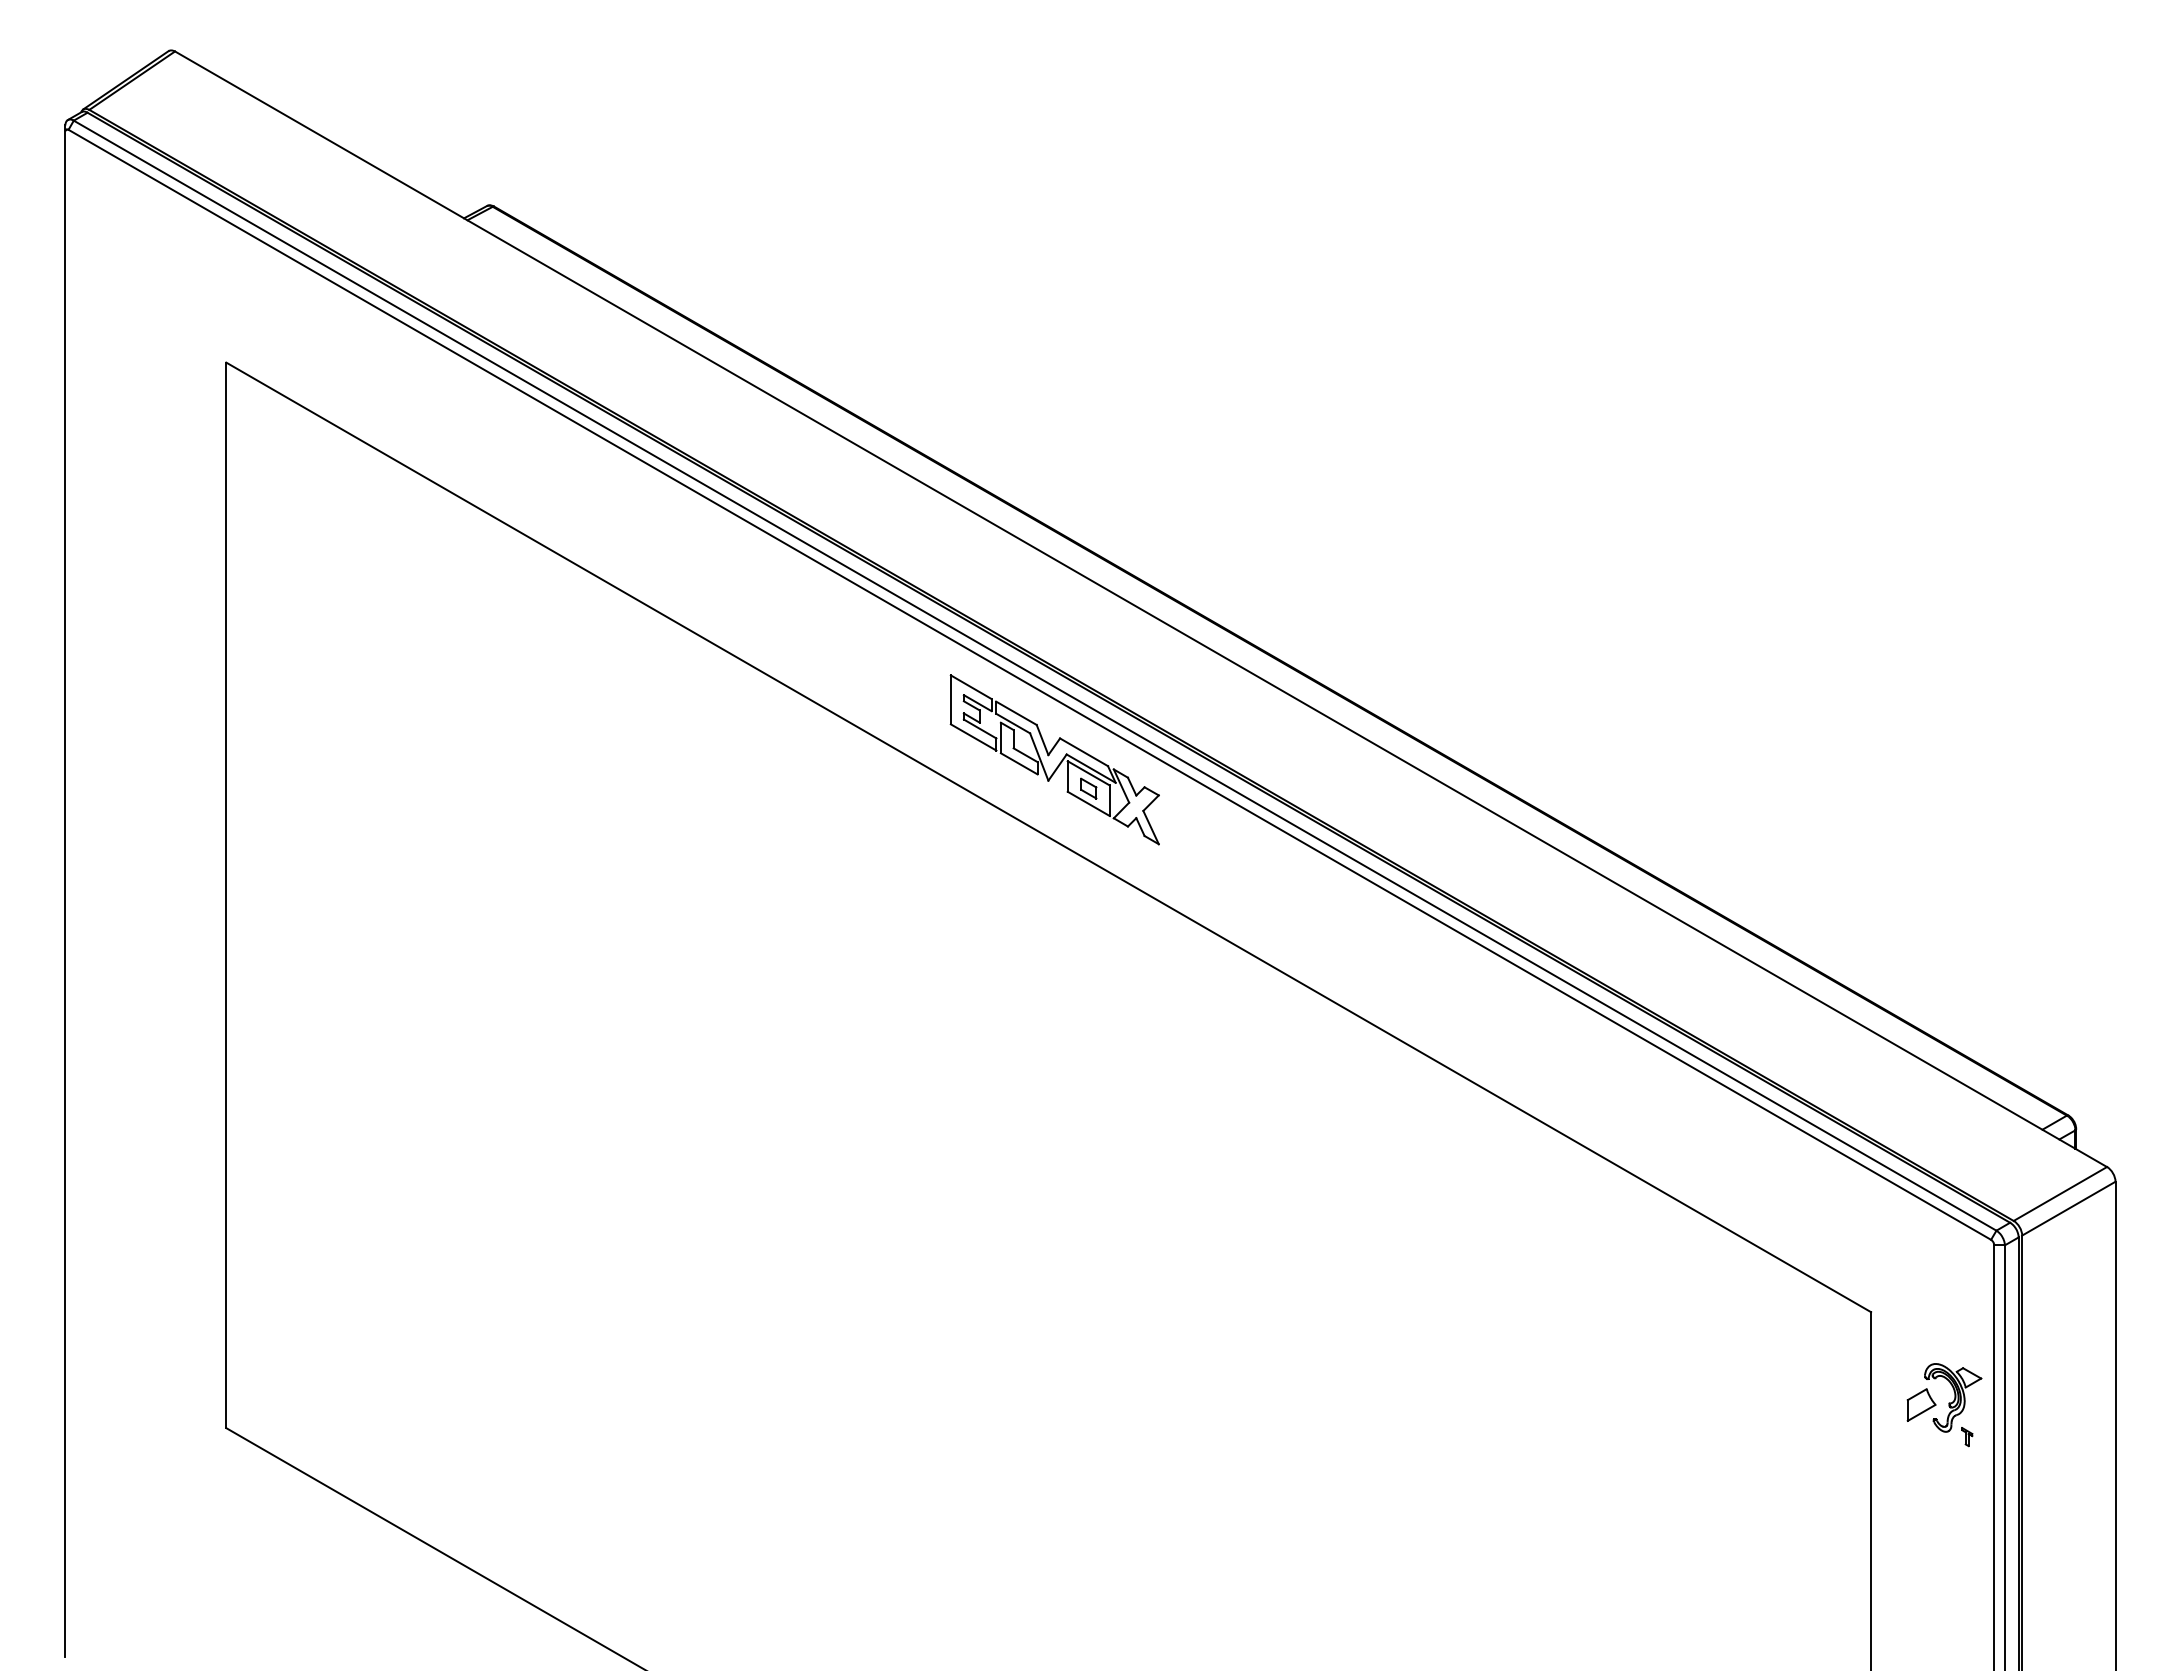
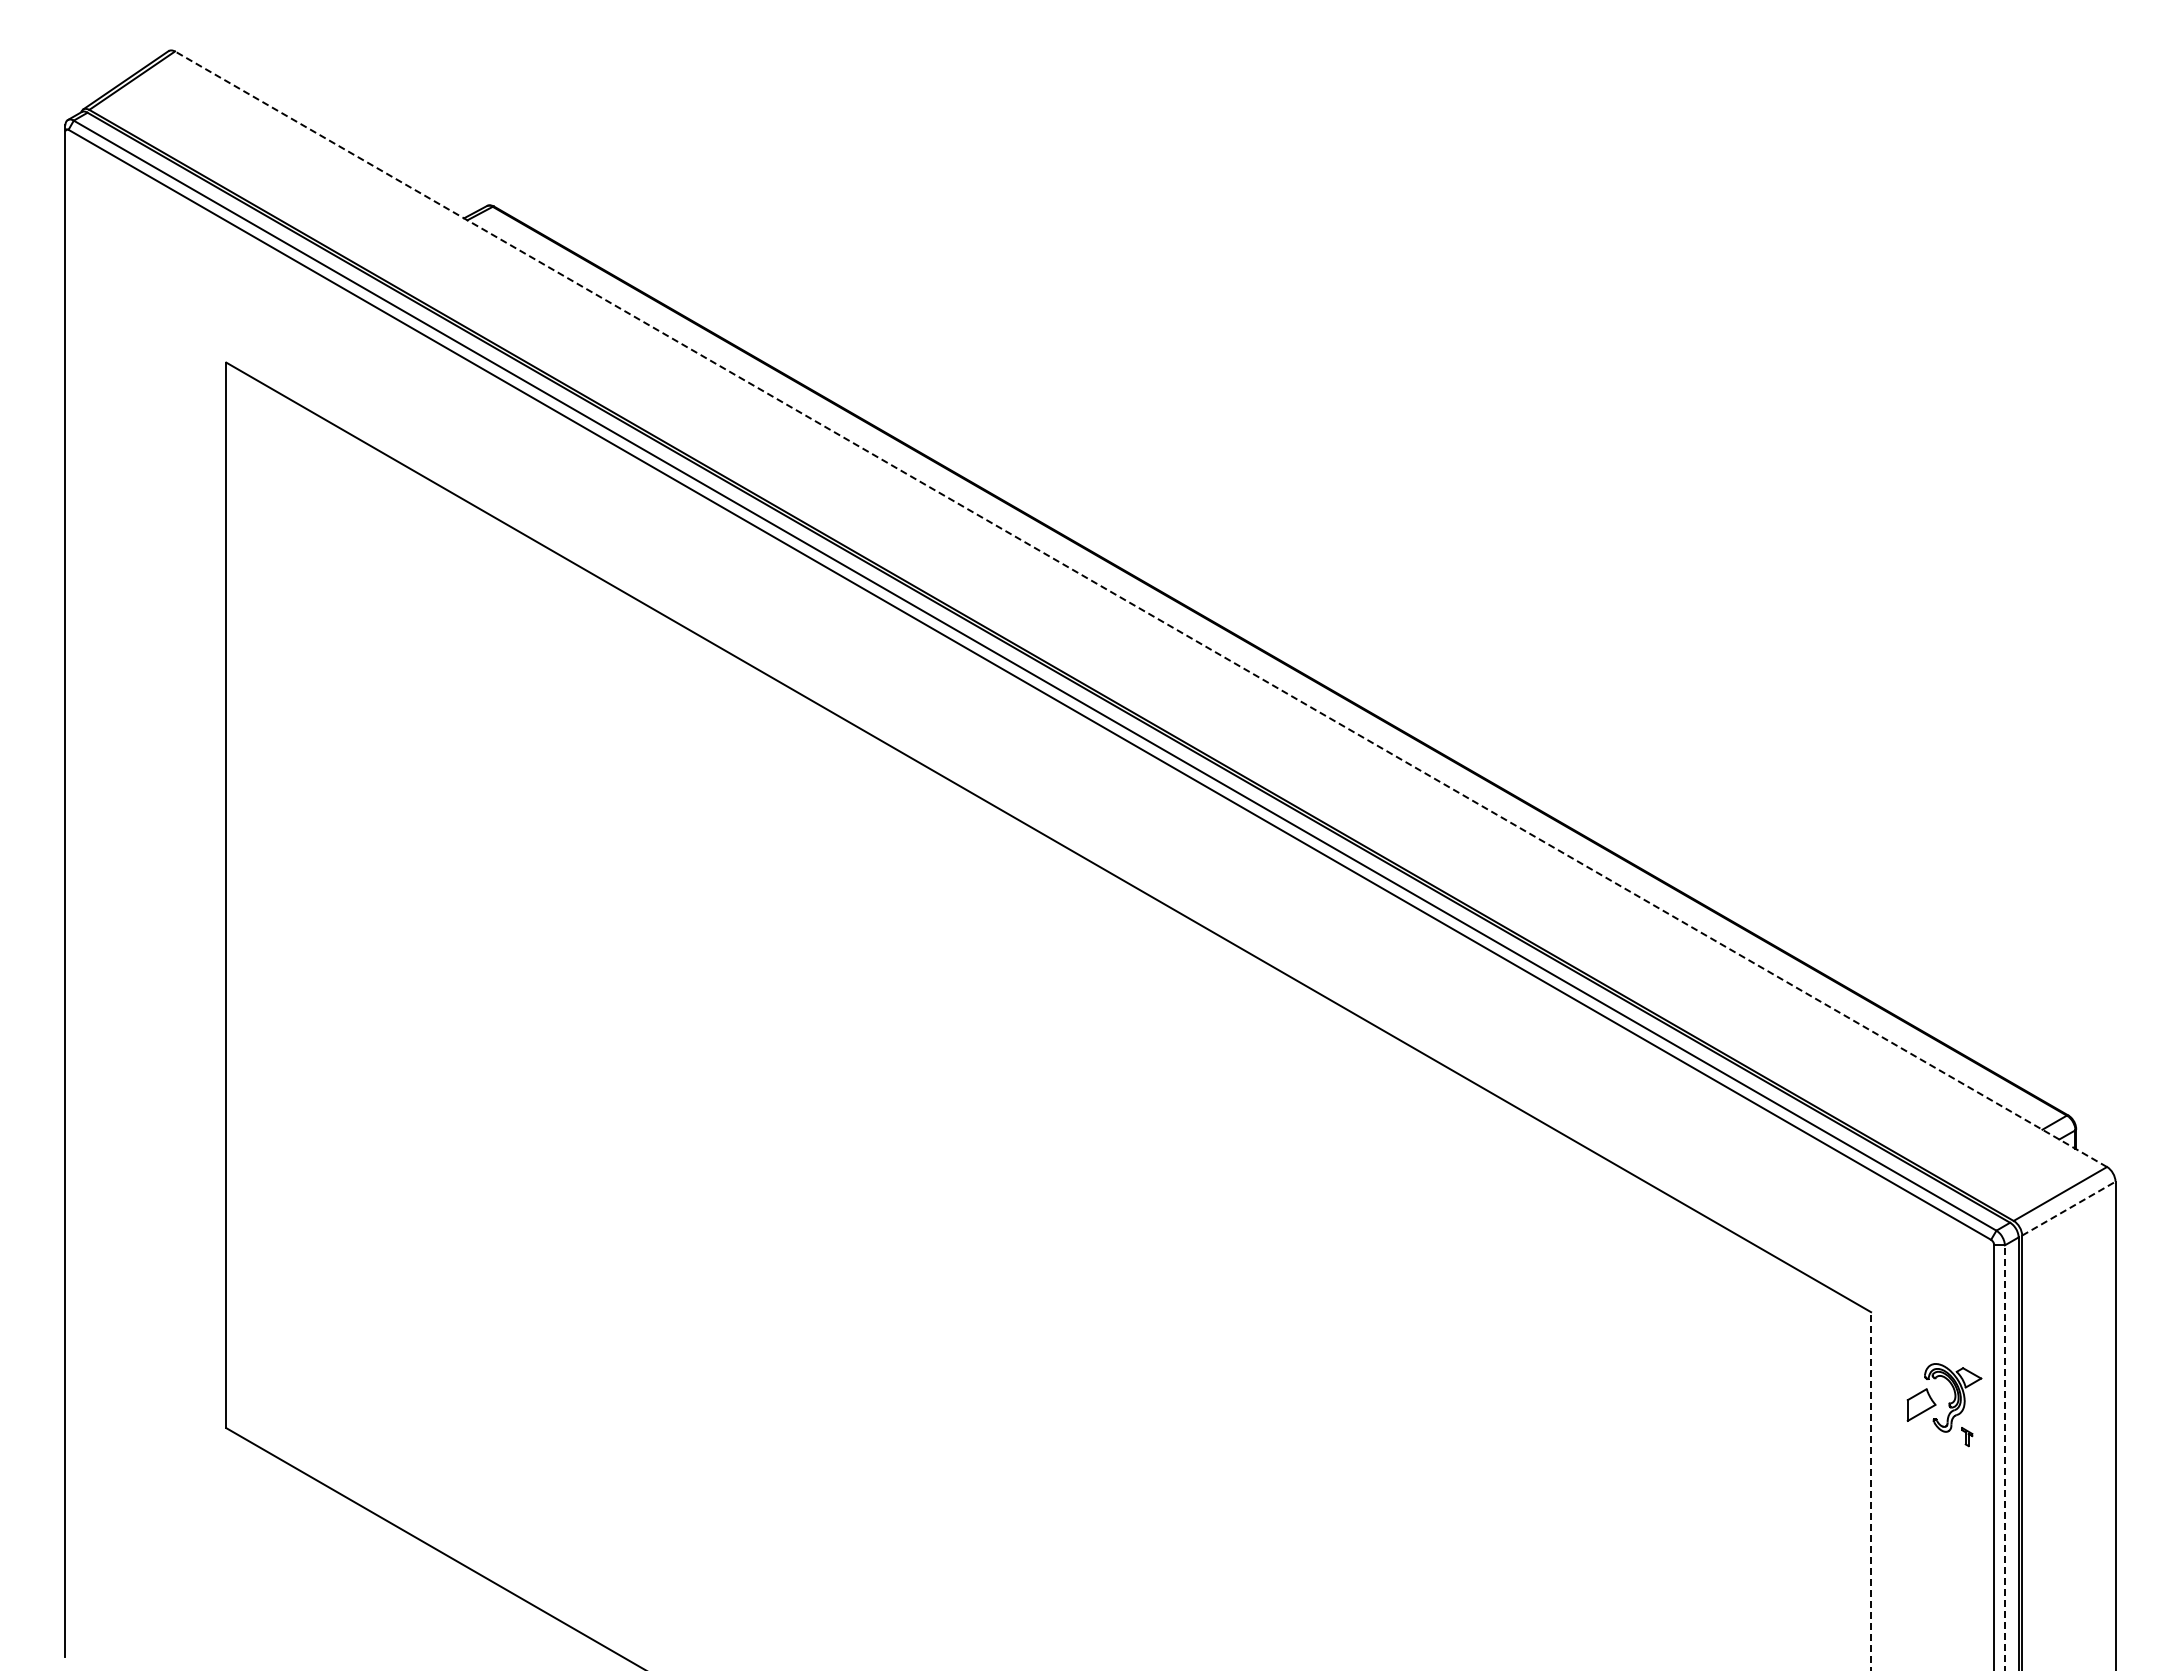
line: solid -> dashed (1140, 609)
part: present -> none (1054, 759)
line: solid -> dashed (2068, 1208)
line: solid -> dashed (2004, 1457)
line: solid -> dashed (1871, 1491)
